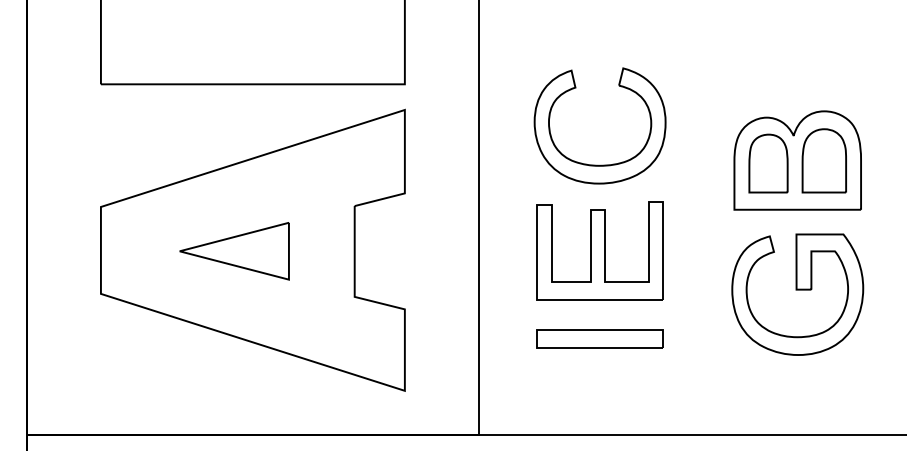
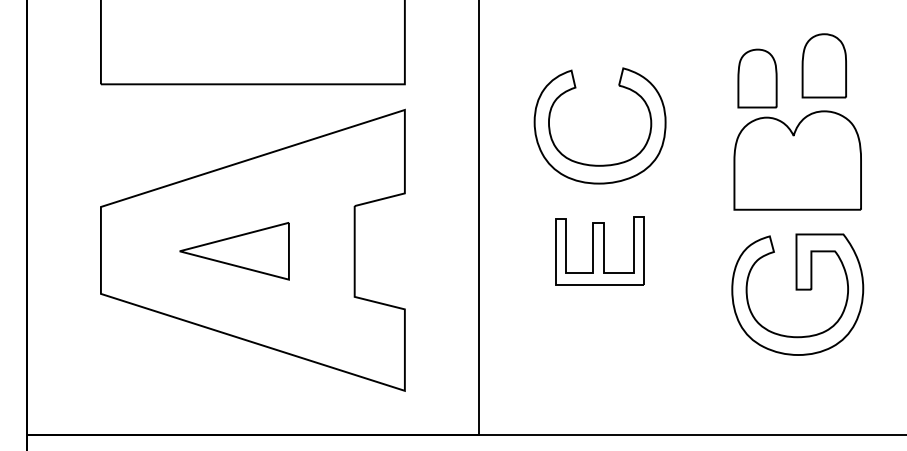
part position: (823, 160) -> (823, 65) (823, 65)
part position: (768, 163) -> (757, 78) (757, 78)
part size: 128x100 px -> 90x70 px (599, 250)
part: present -> none (599, 338)
